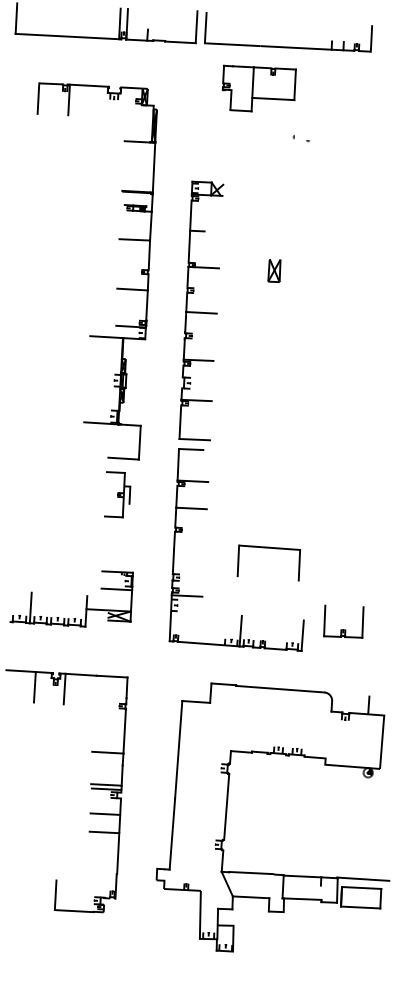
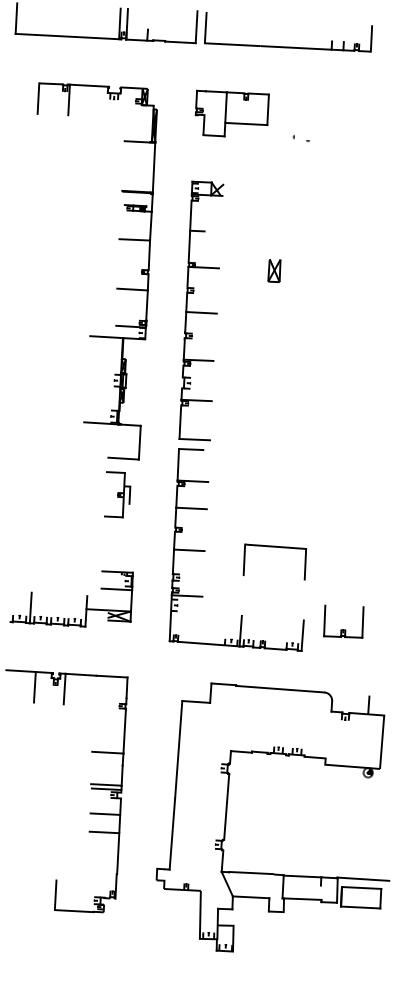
part position: (258, 88) -> (231, 113) (231, 113)
part position: (268, 548) -> (274, 547) (274, 547)
line: none -> present (189, 550)
